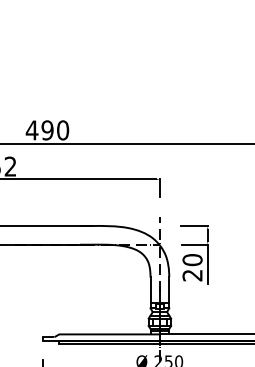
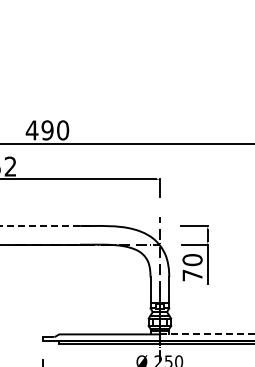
line: solid -> dashed (46, 225)
text: 20 -> 70 (192, 275)
line: solid -> dashed (207, 334)
